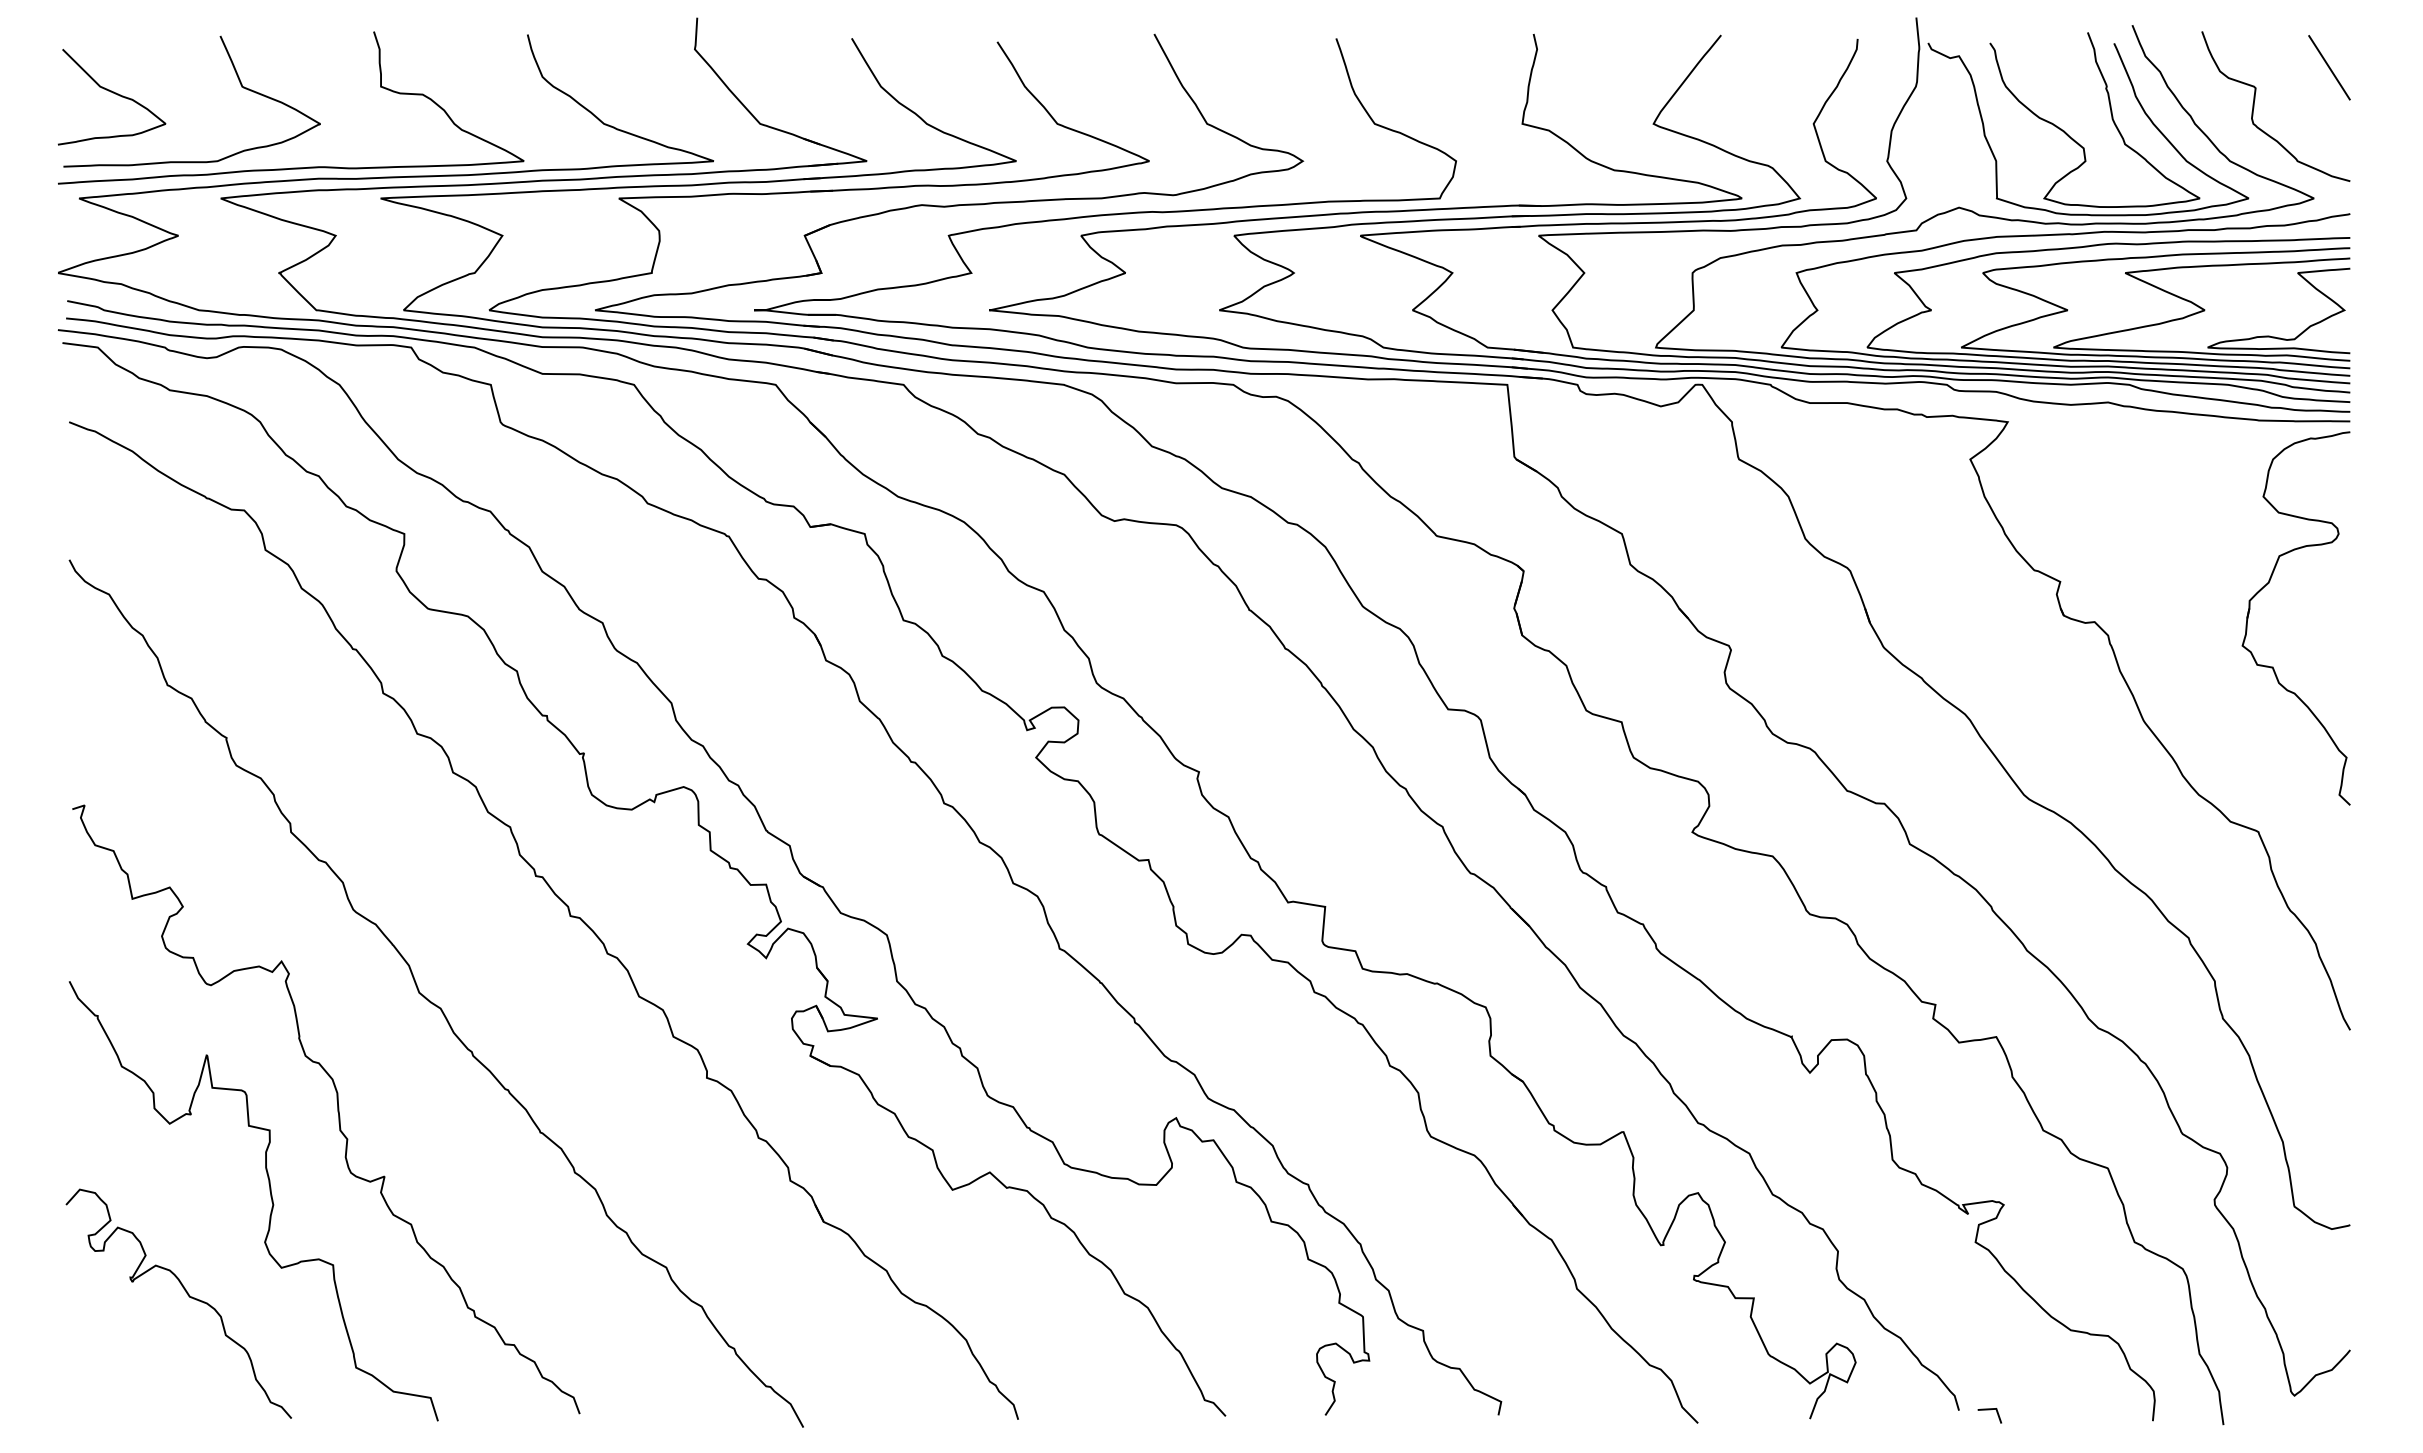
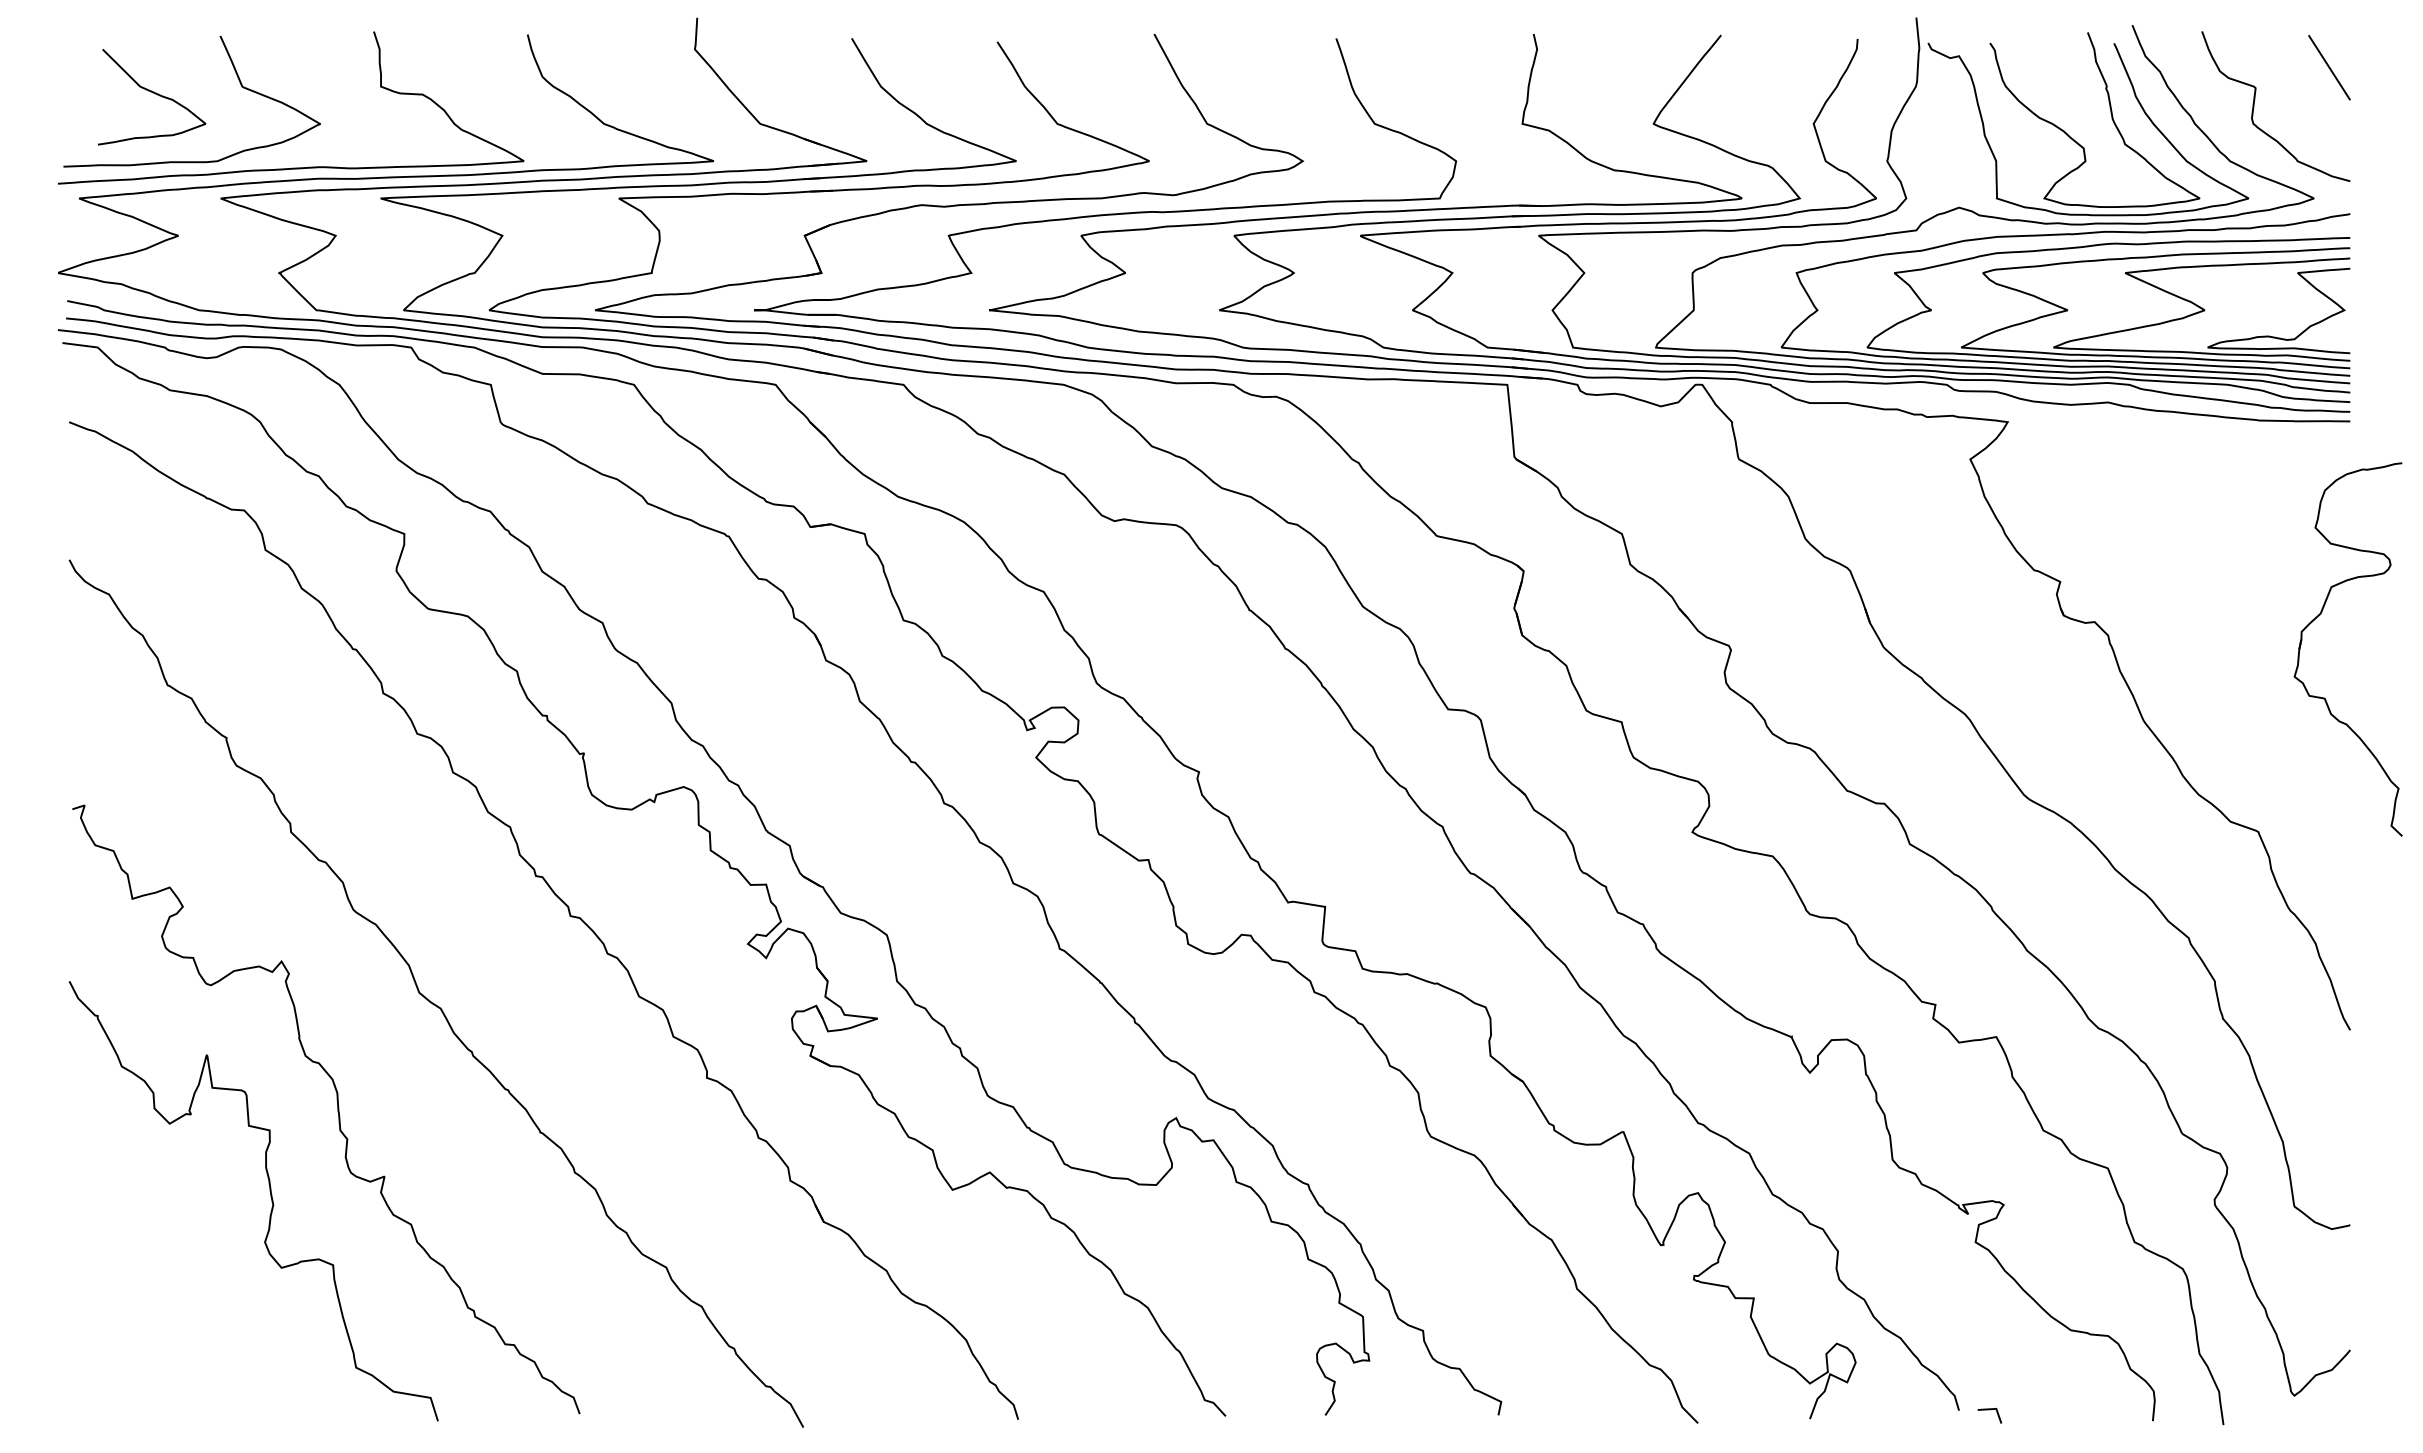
curve position: (113, 93) -> (153, 93) (153, 93)
part position: (2267, 585) -> (2319, 616) (2319, 616)
curve: present -> none (187, 1295)
